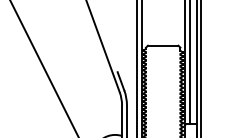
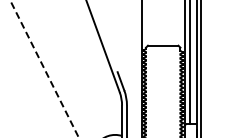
line: present -> none (136, 68)
line: solid -> dashed (44, 69)
